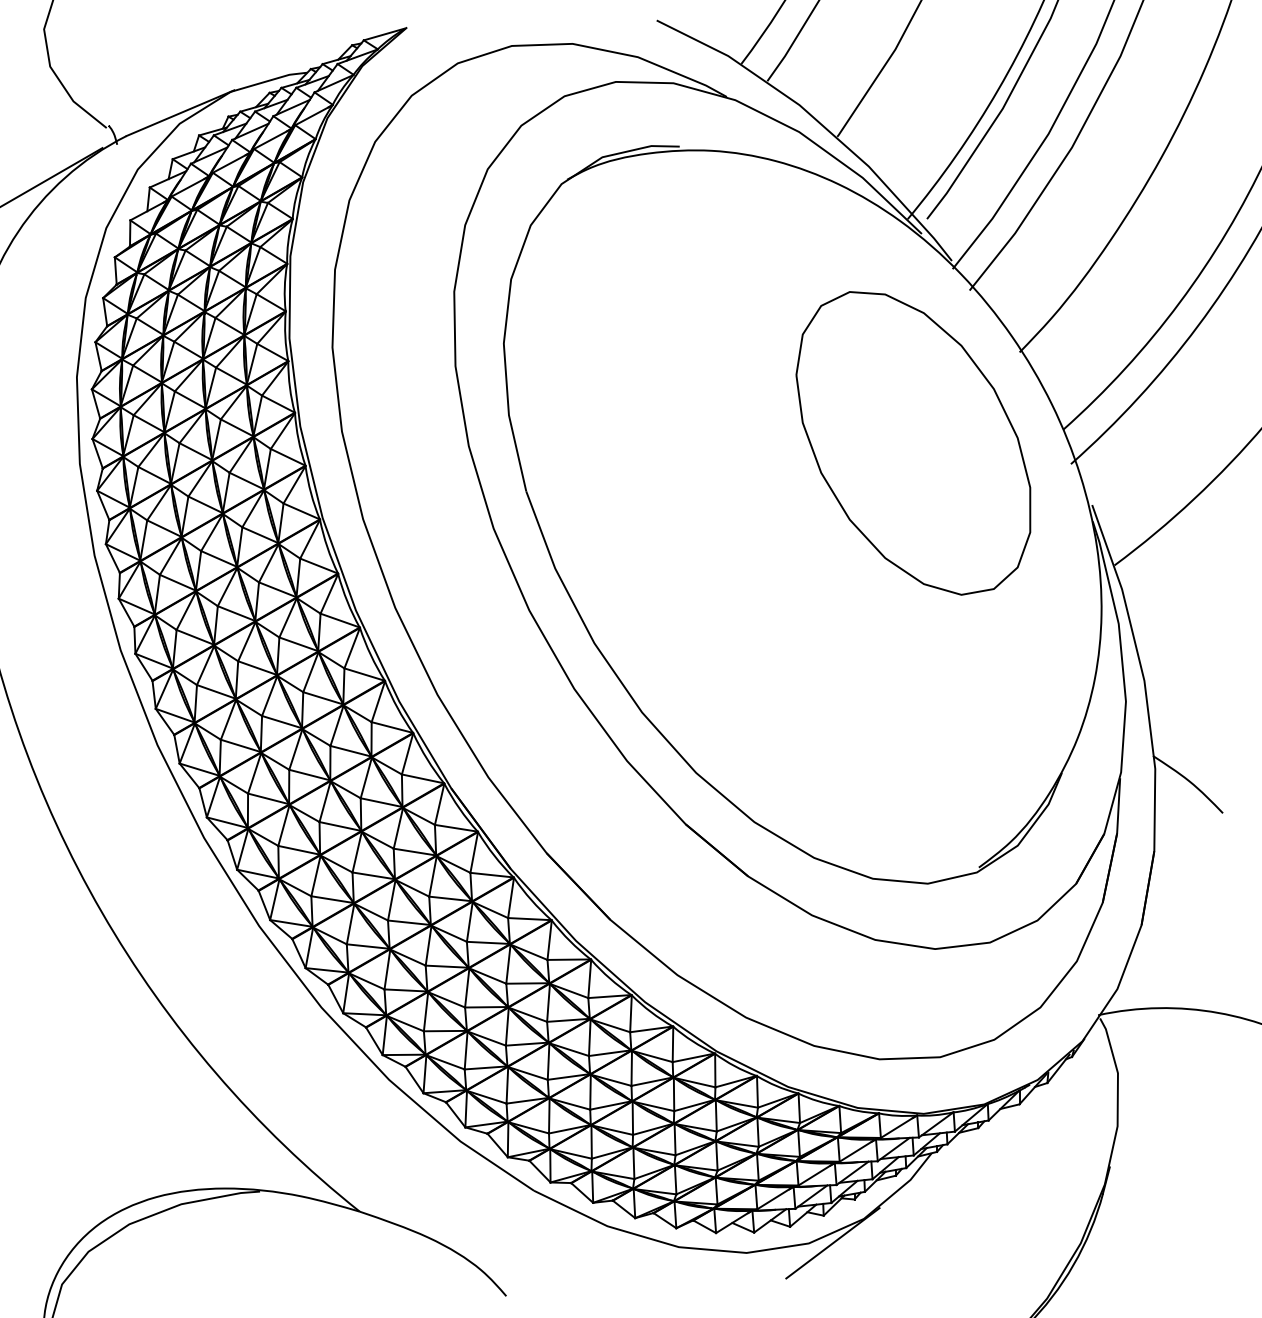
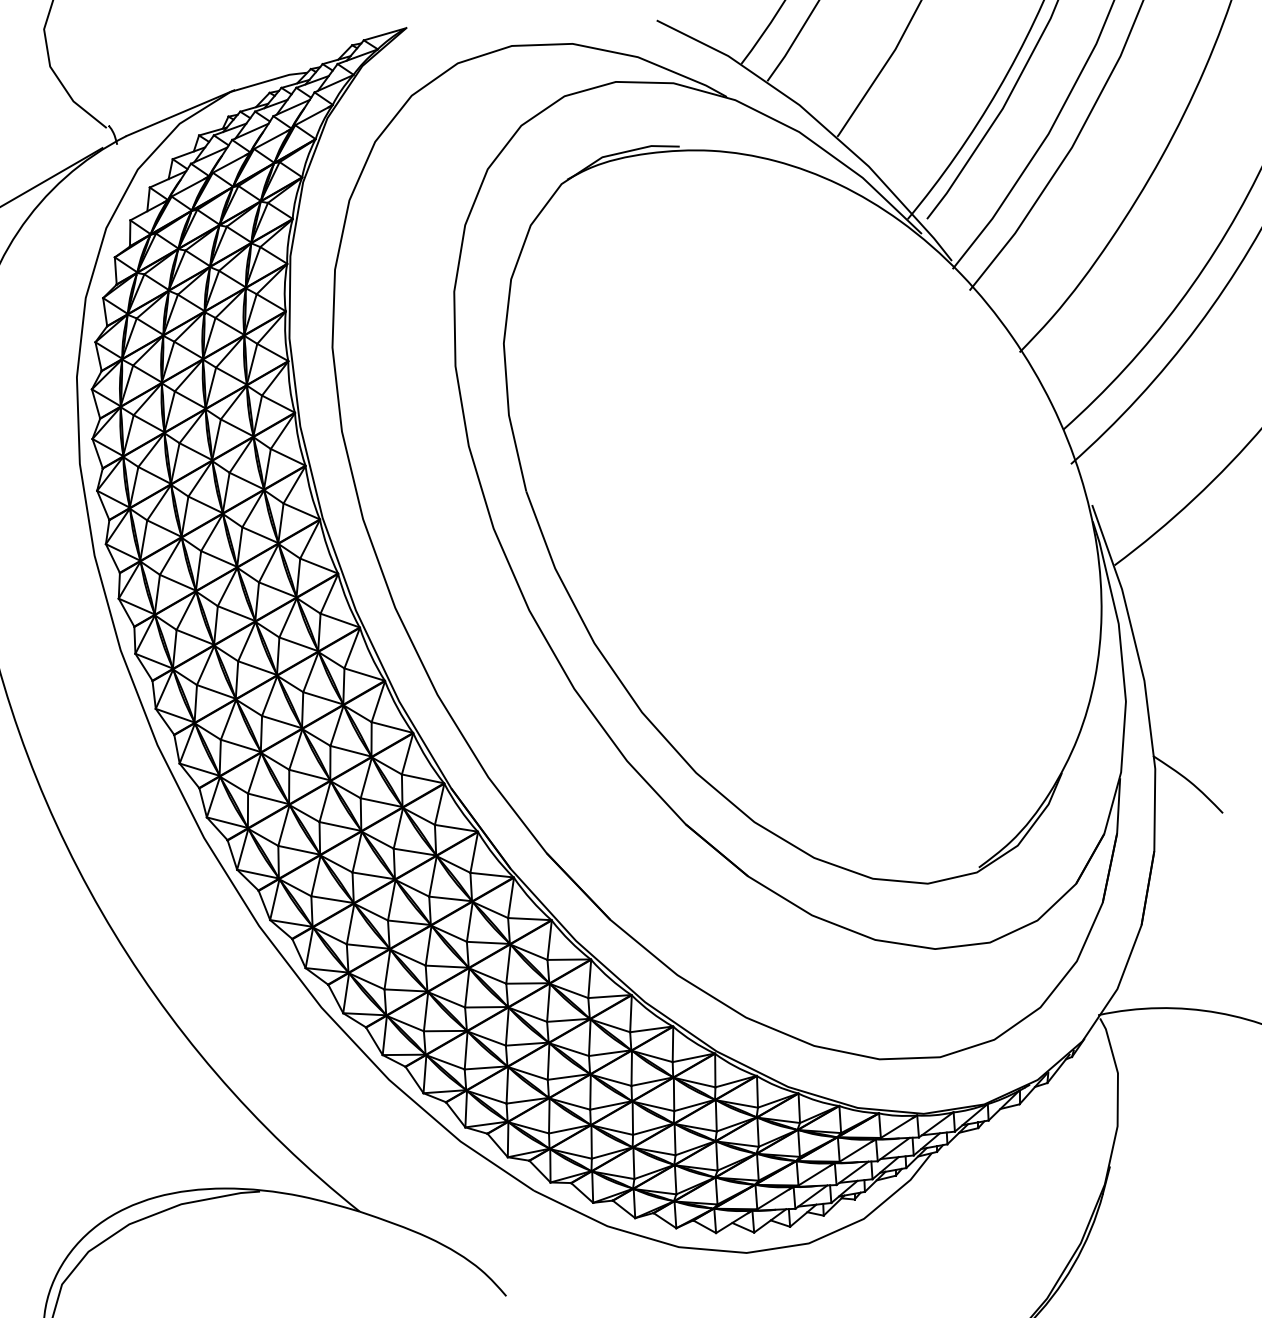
part: present -> none (913, 443)
line: present -> none (832, 1243)
